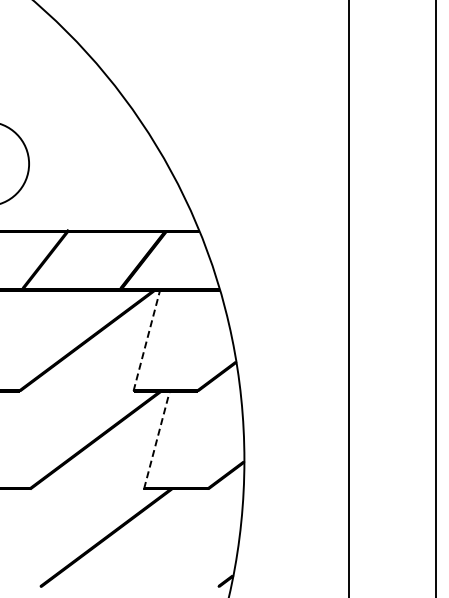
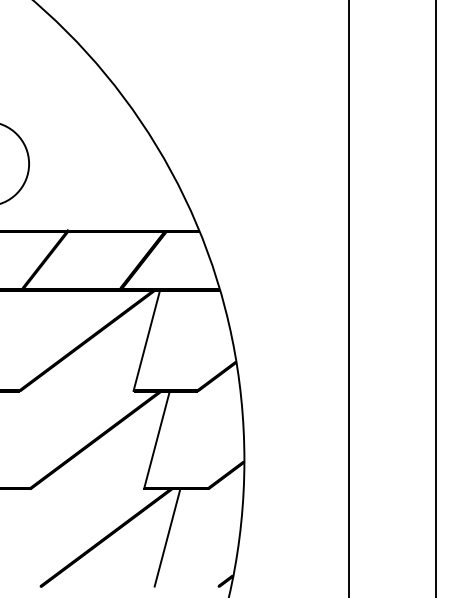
line: dashed -> solid (146, 340)
line: dashed -> solid (157, 439)
line: none -> present (167, 537)
